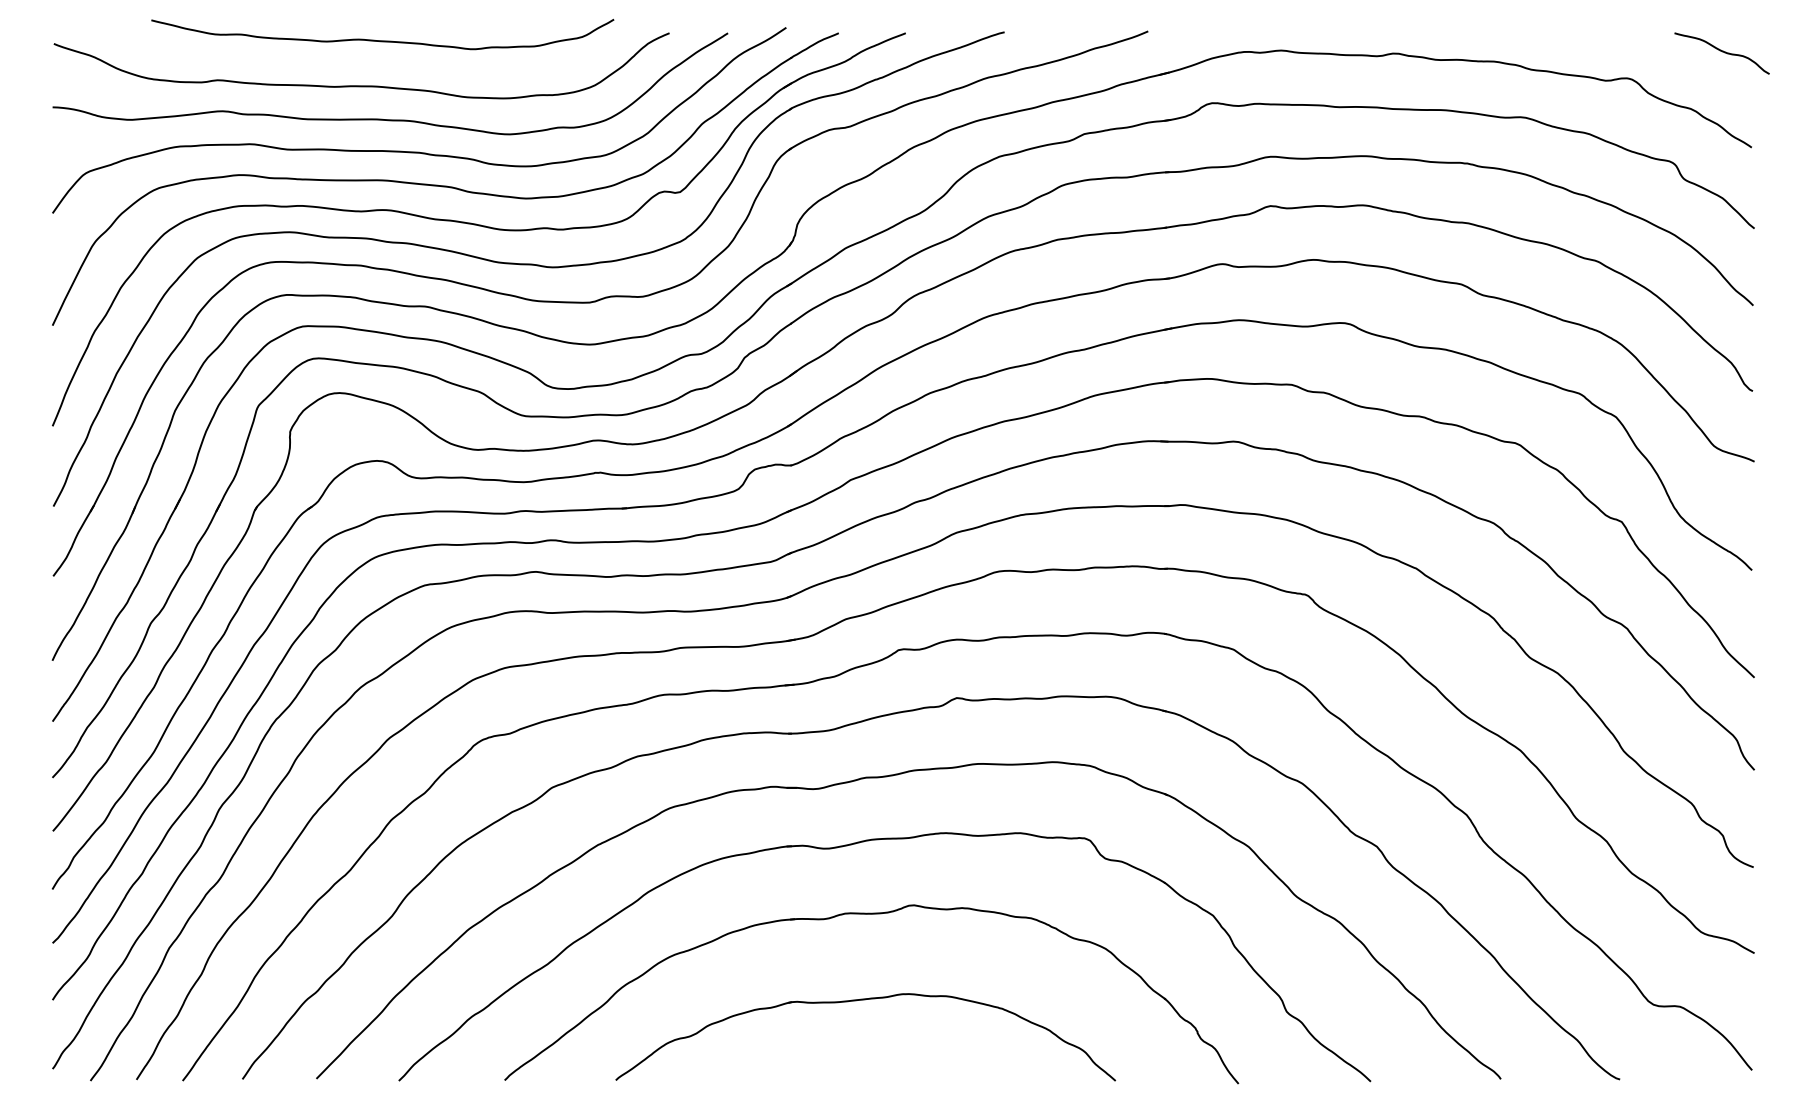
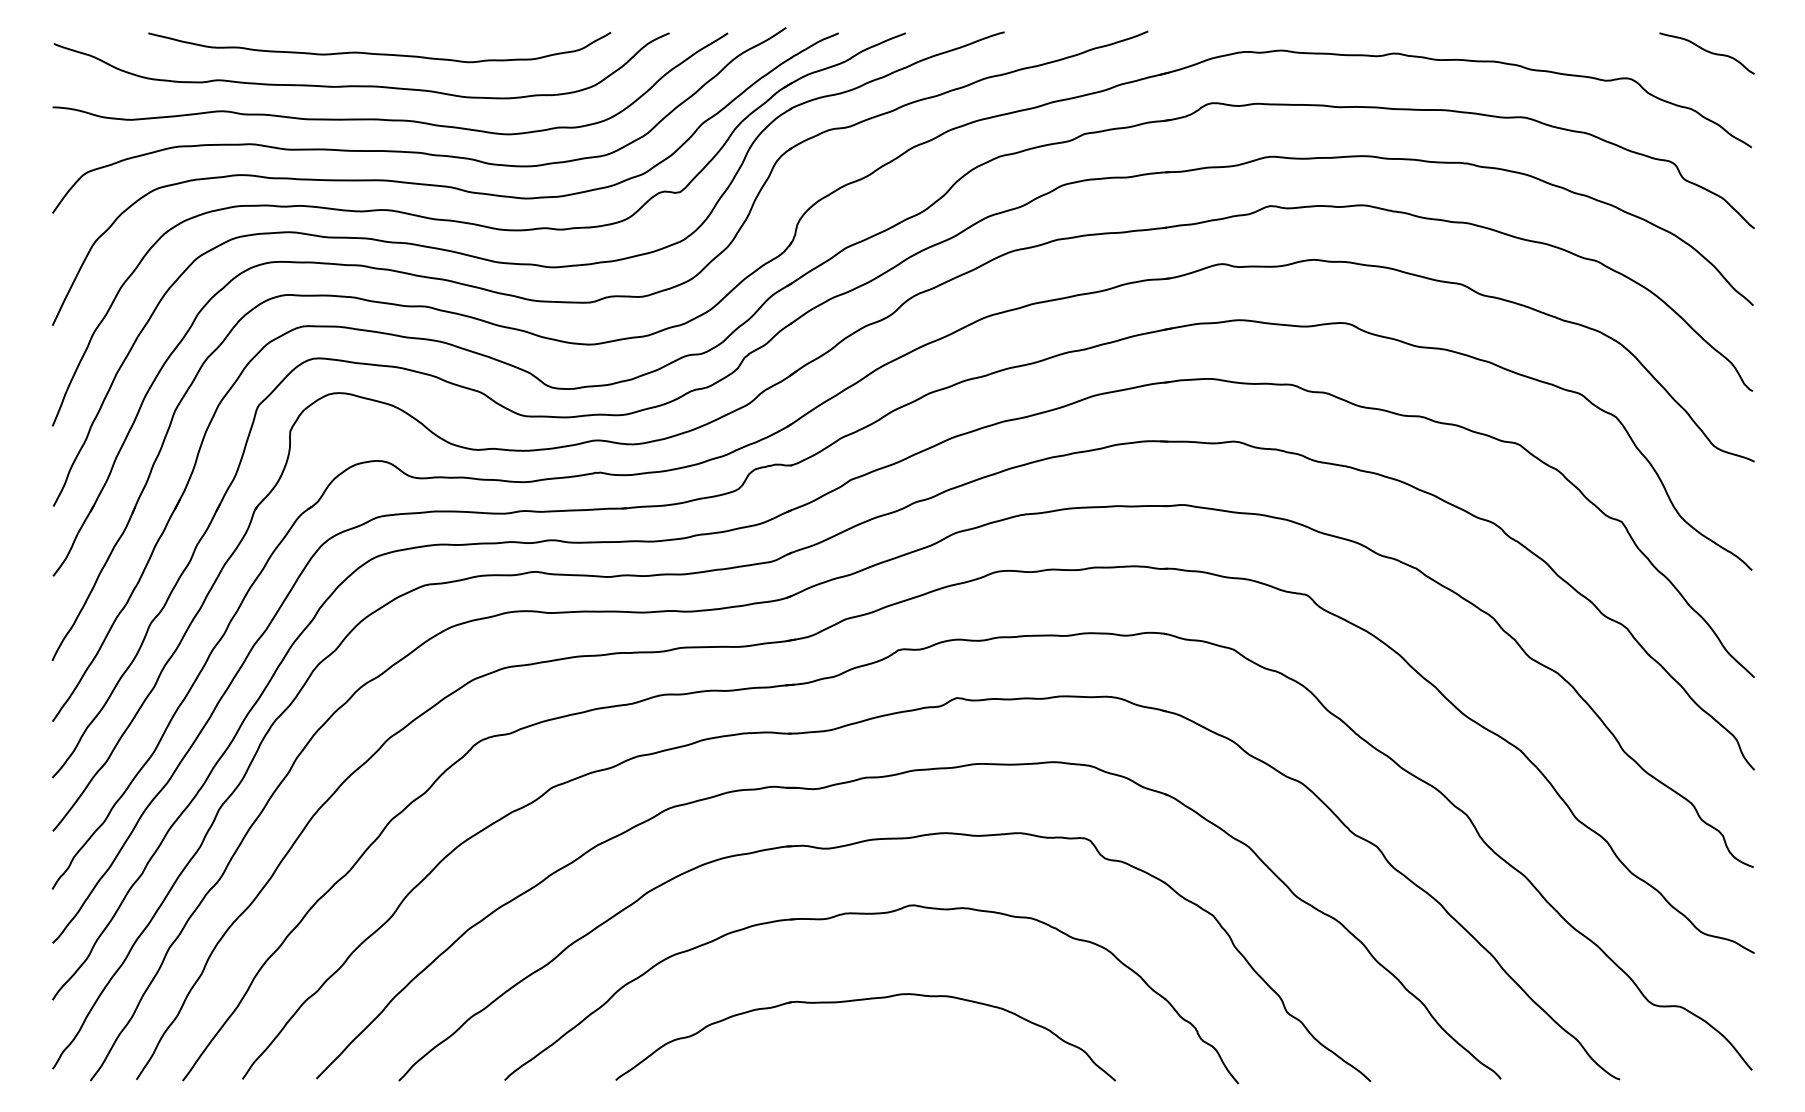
curve position: (382, 40) -> (379, 53) (379, 53)
curve position: (1722, 52) -> (1707, 52) (1707, 52)
